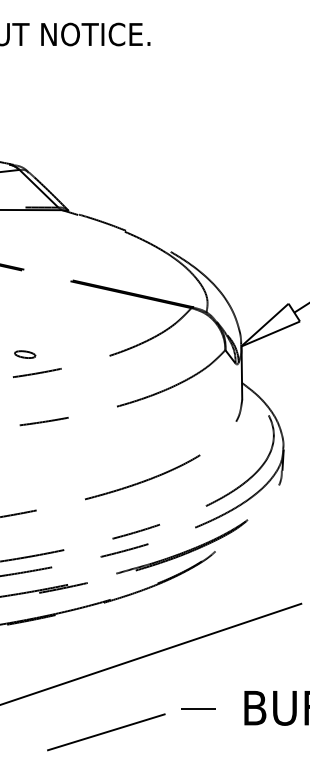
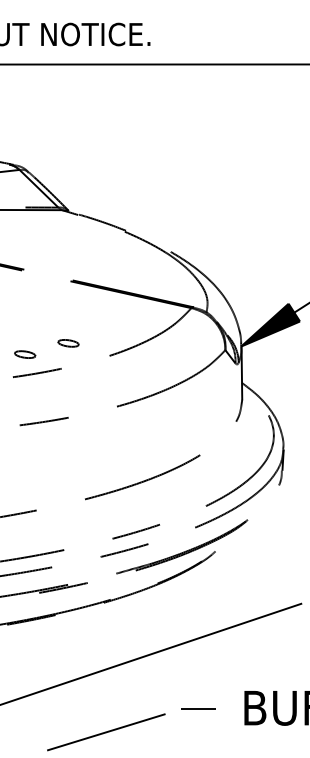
line: none -> present (154, 64)
fill: none -> present (270, 324)
part: none -> present (68, 343)
